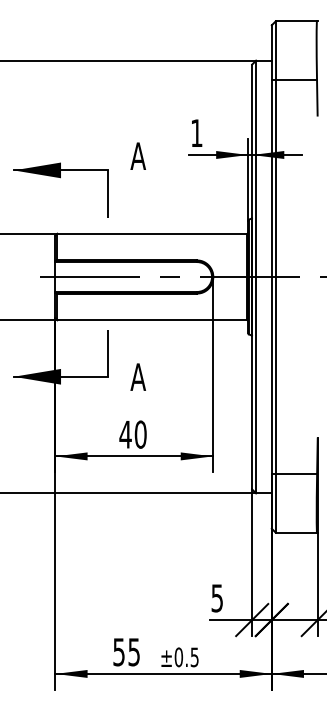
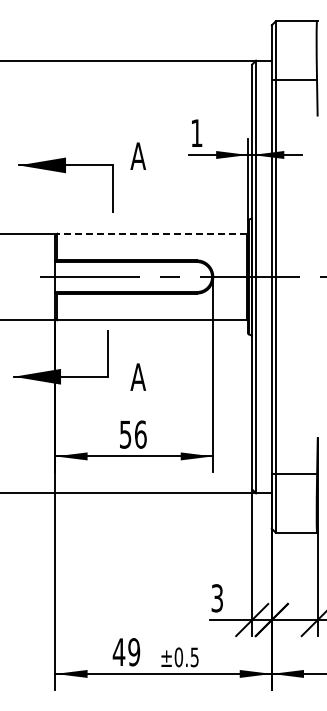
part position: (60, 178) -> (65, 173) (65, 173)
line: solid -> dashed (152, 233)
text: 40 -> 56 (132, 434)
text: 5 -> 3 (217, 597)
text: 55 -> 49 (126, 652)
